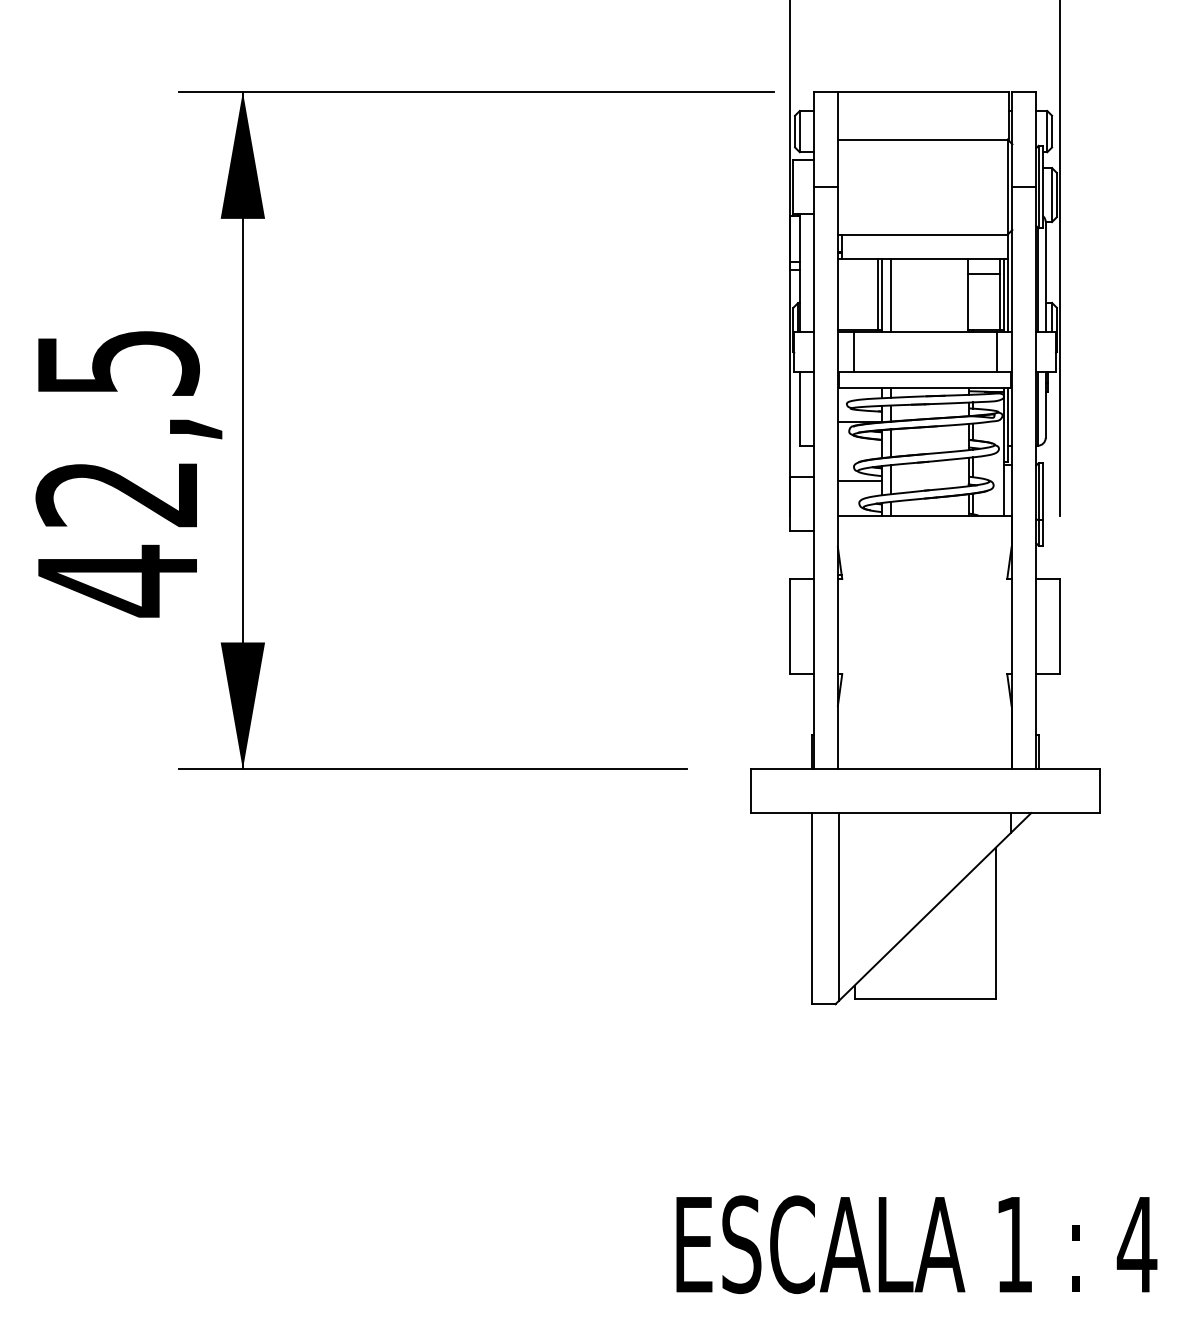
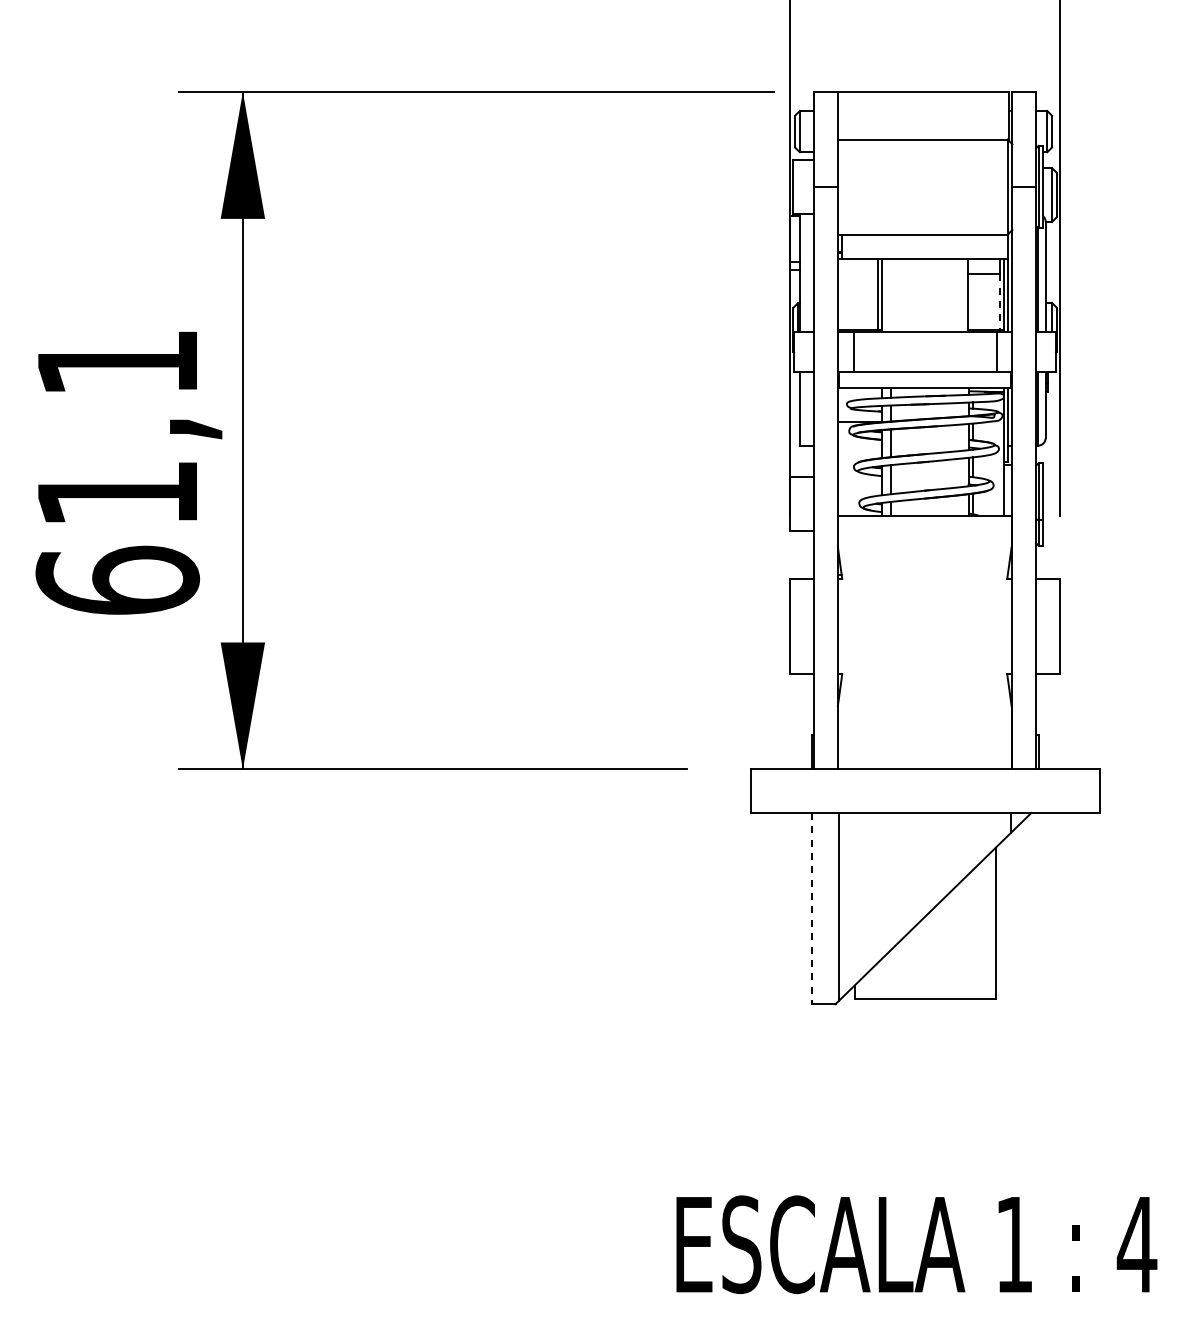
line: present -> none (891, 295)
line: solid -> dashed (999, 302)
text: 42,5 -> 61,1 (117, 474)
line: present -> none (859, 480)
line: solid -> dashed (811, 908)
